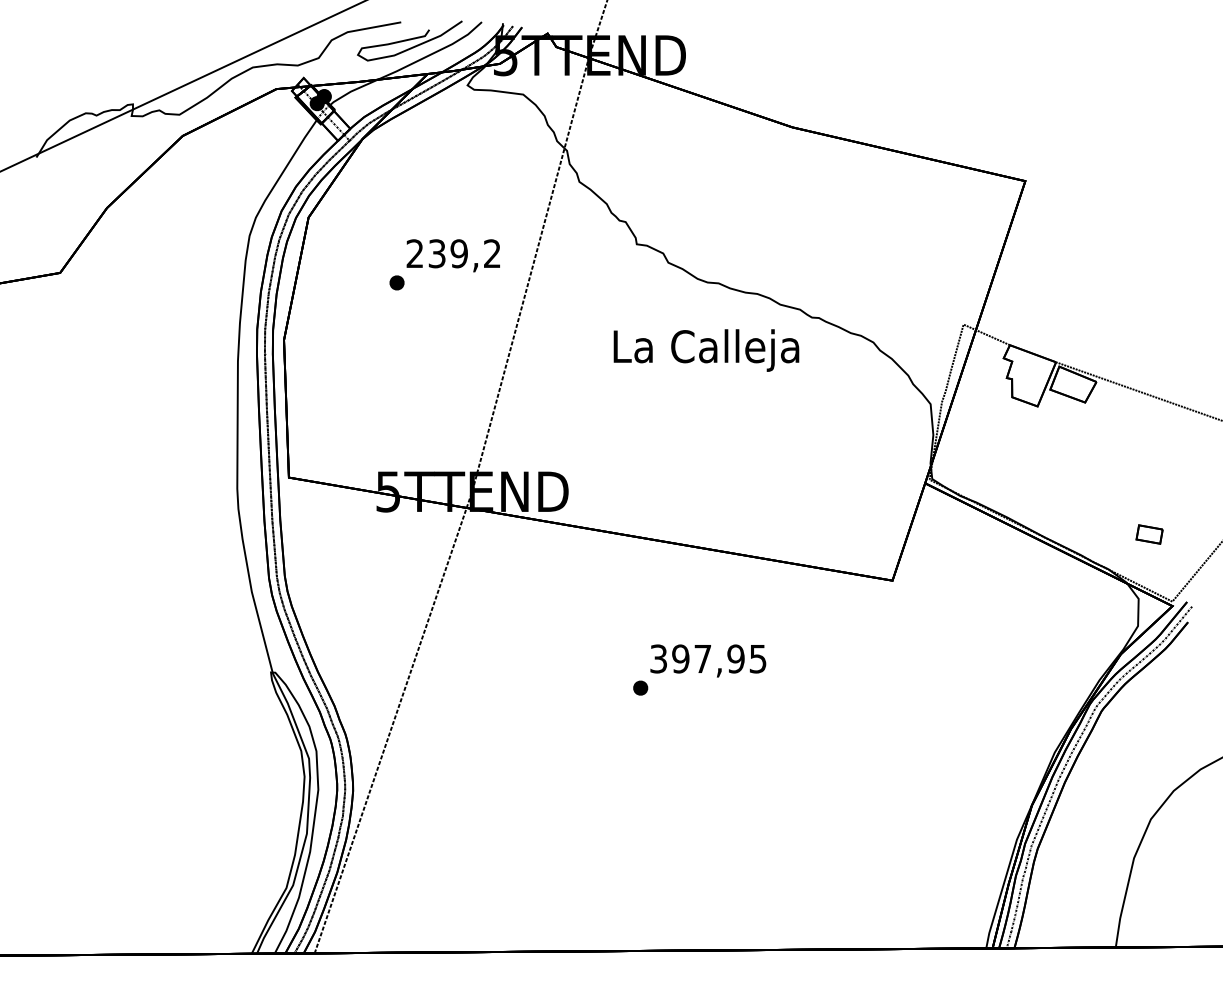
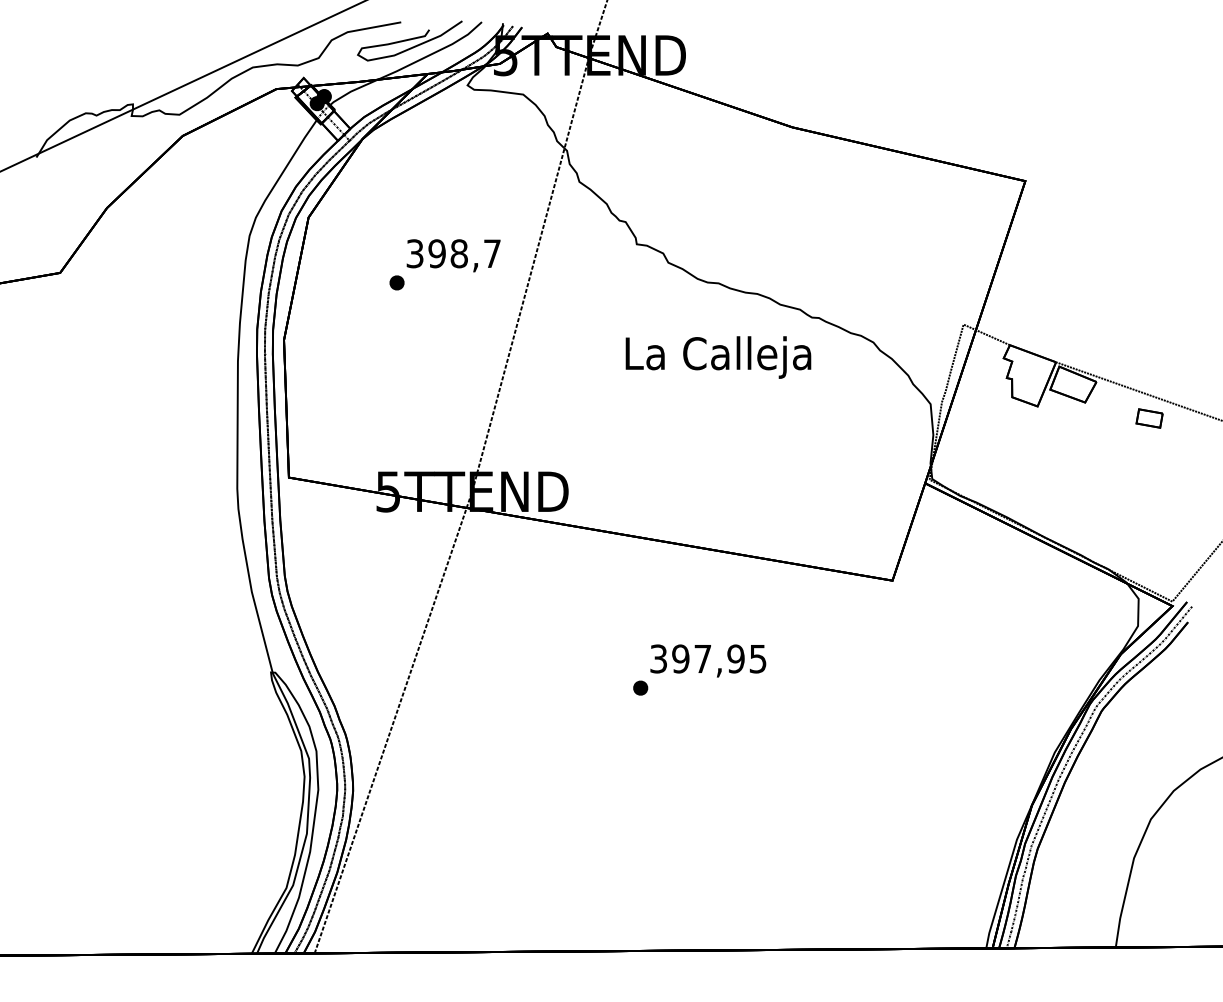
text: 239,2 -> 398,7 (453, 253)
text position: (706, 350) -> (718, 357) (718, 357)
part position: (1149, 534) -> (1149, 418) (1149, 418)
